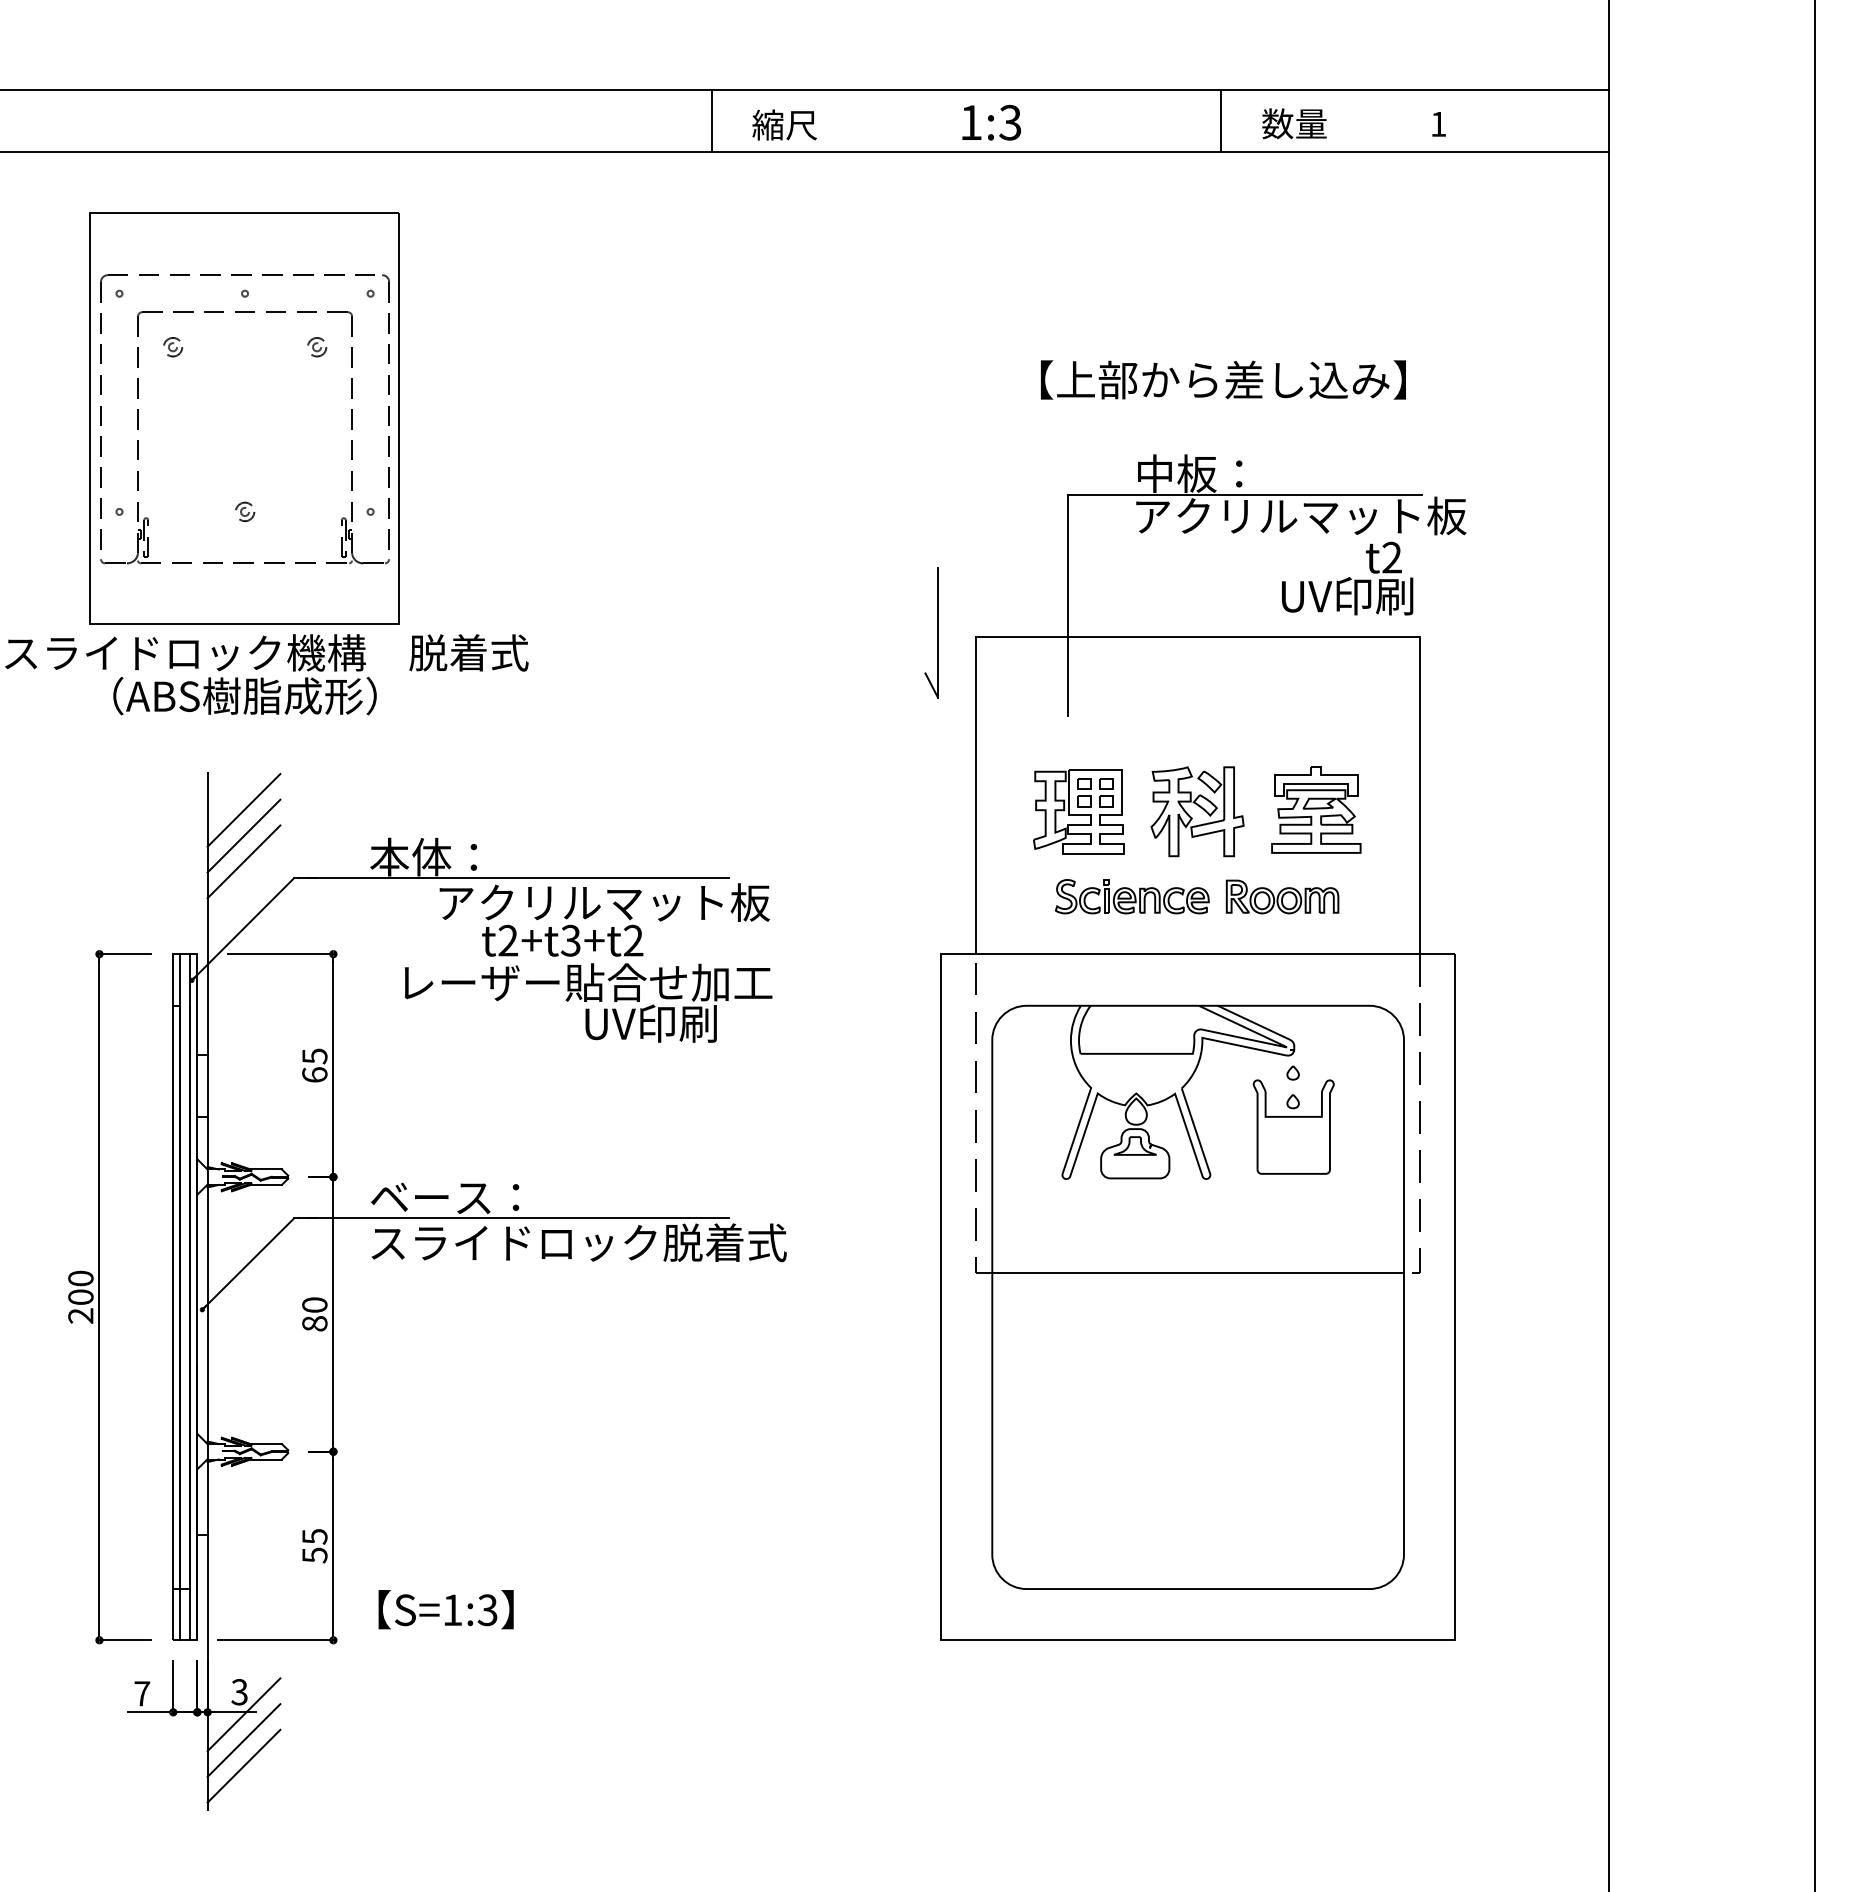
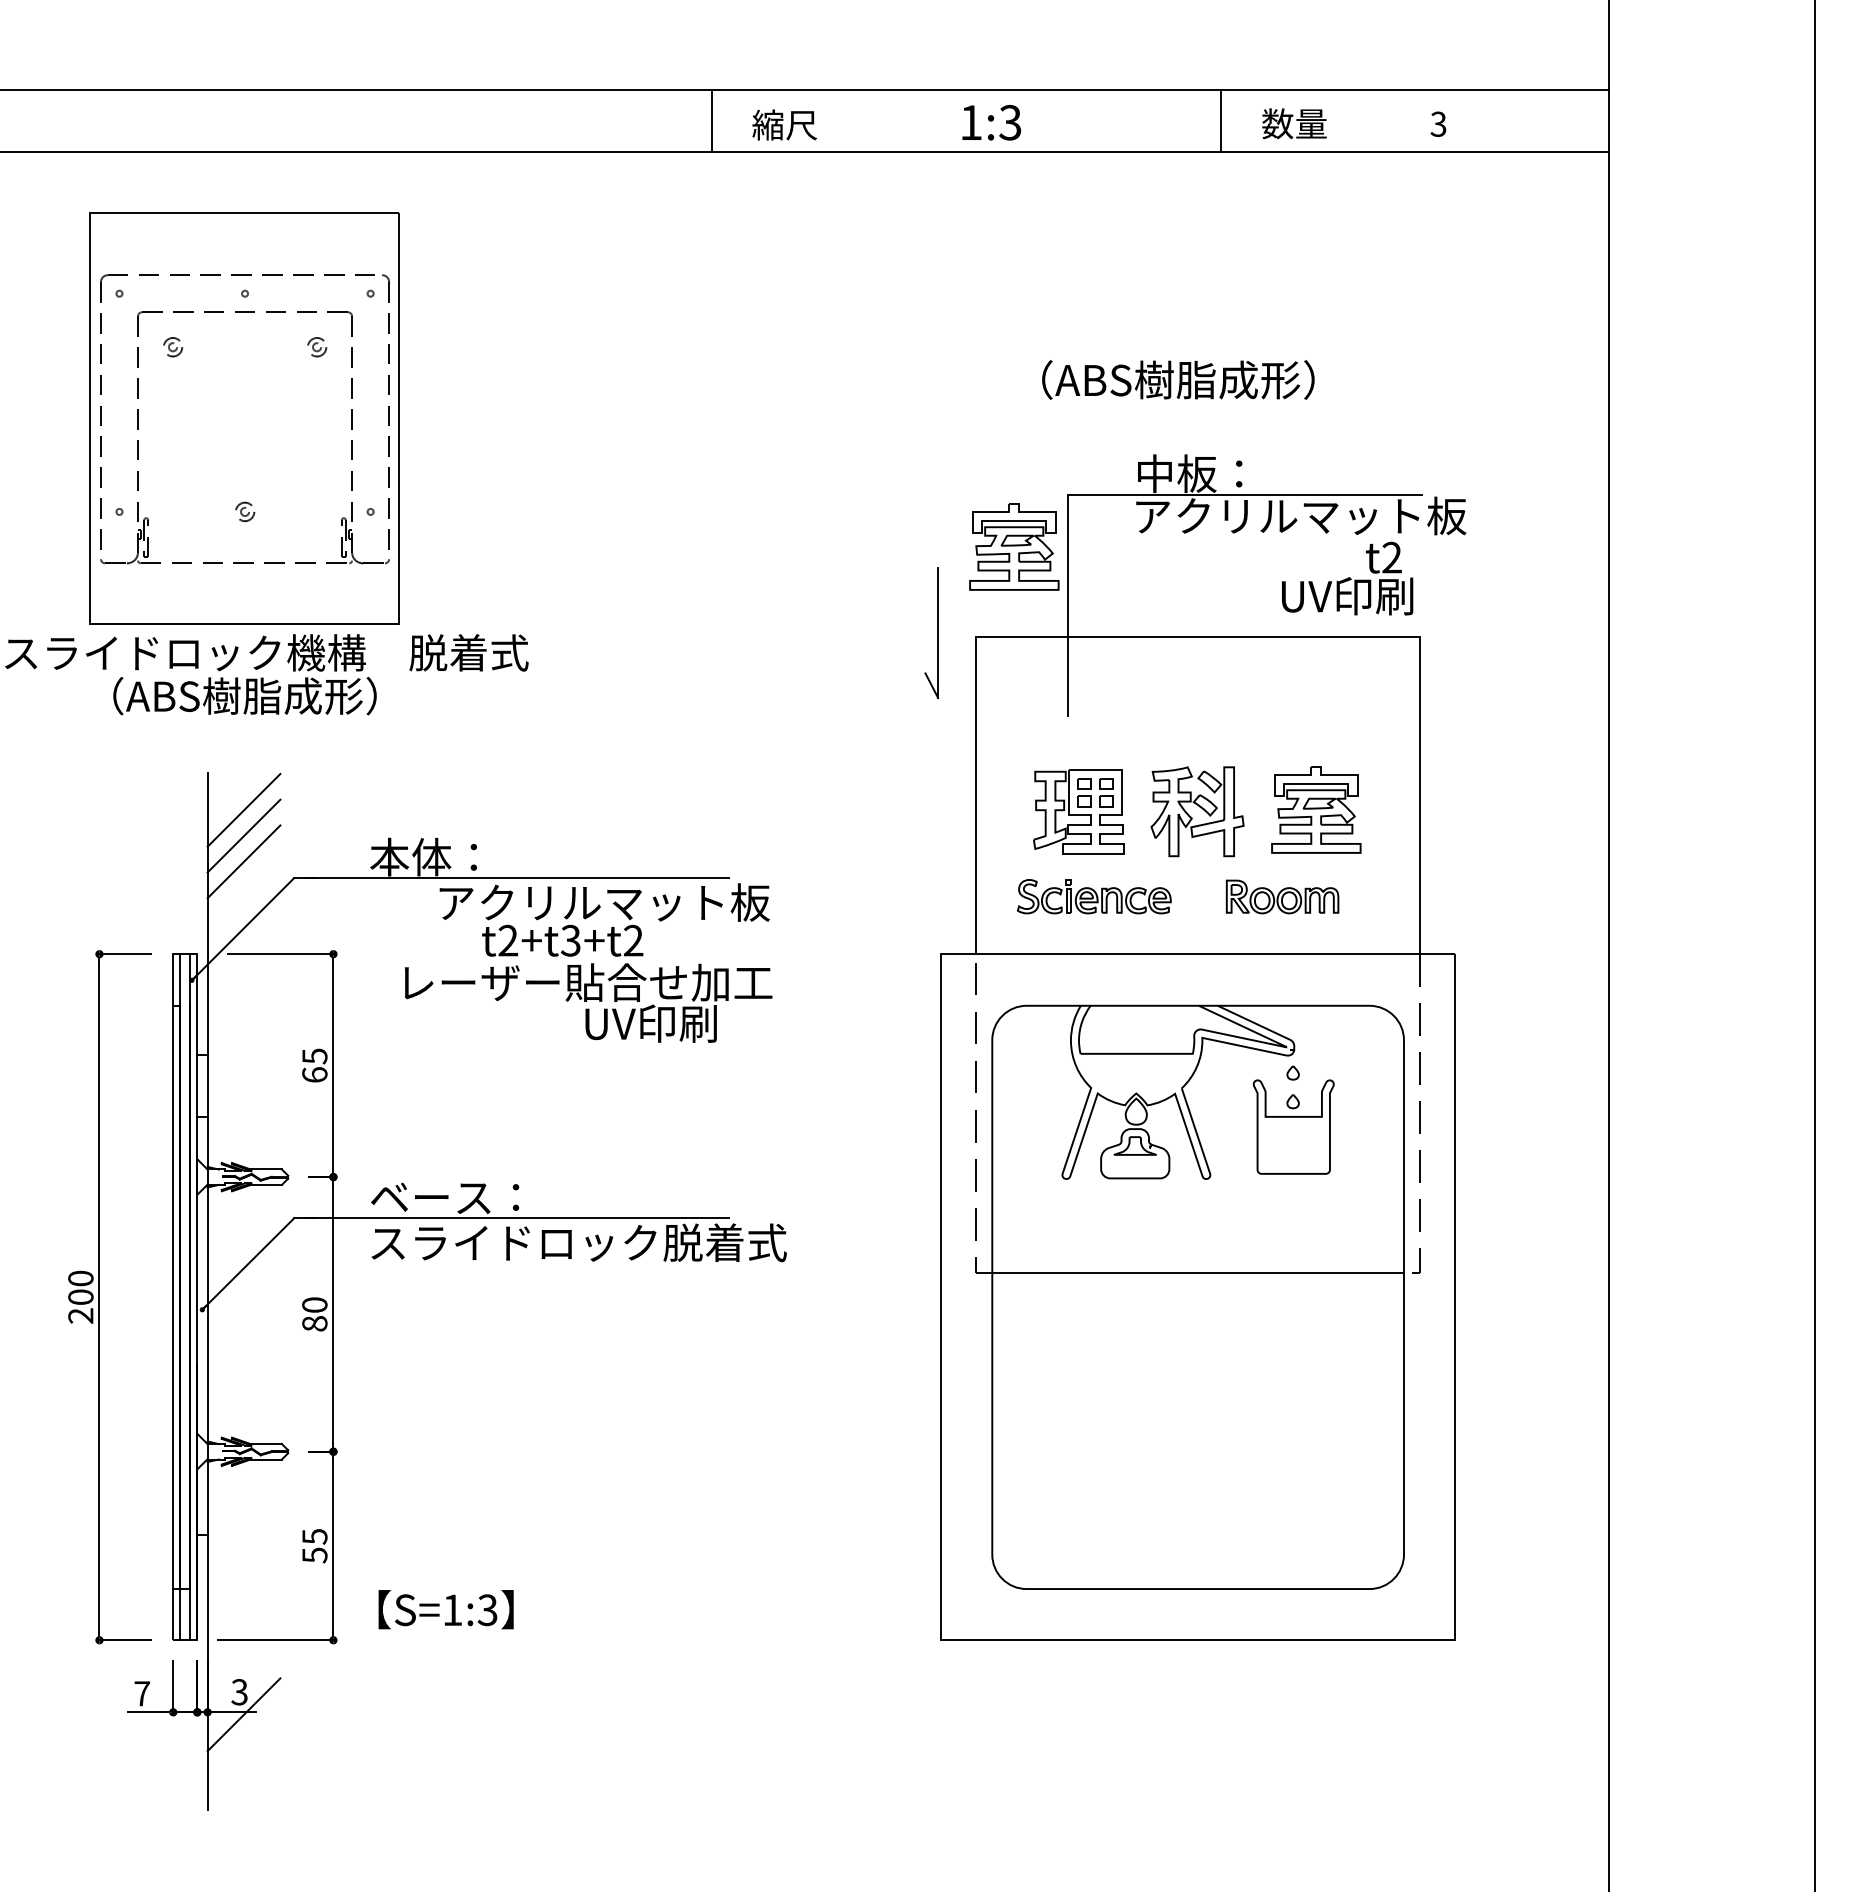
text: 1 -> 3 (1438, 124)
text: 【上部から差し込み】 -> （ABS樹脂成形） (1222, 379)
part: none -> present (1014, 546)
part position: (1131, 896) -> (1093, 896) (1093, 896)
line: present -> none (243, 1740)
line: present -> none (243, 1765)
